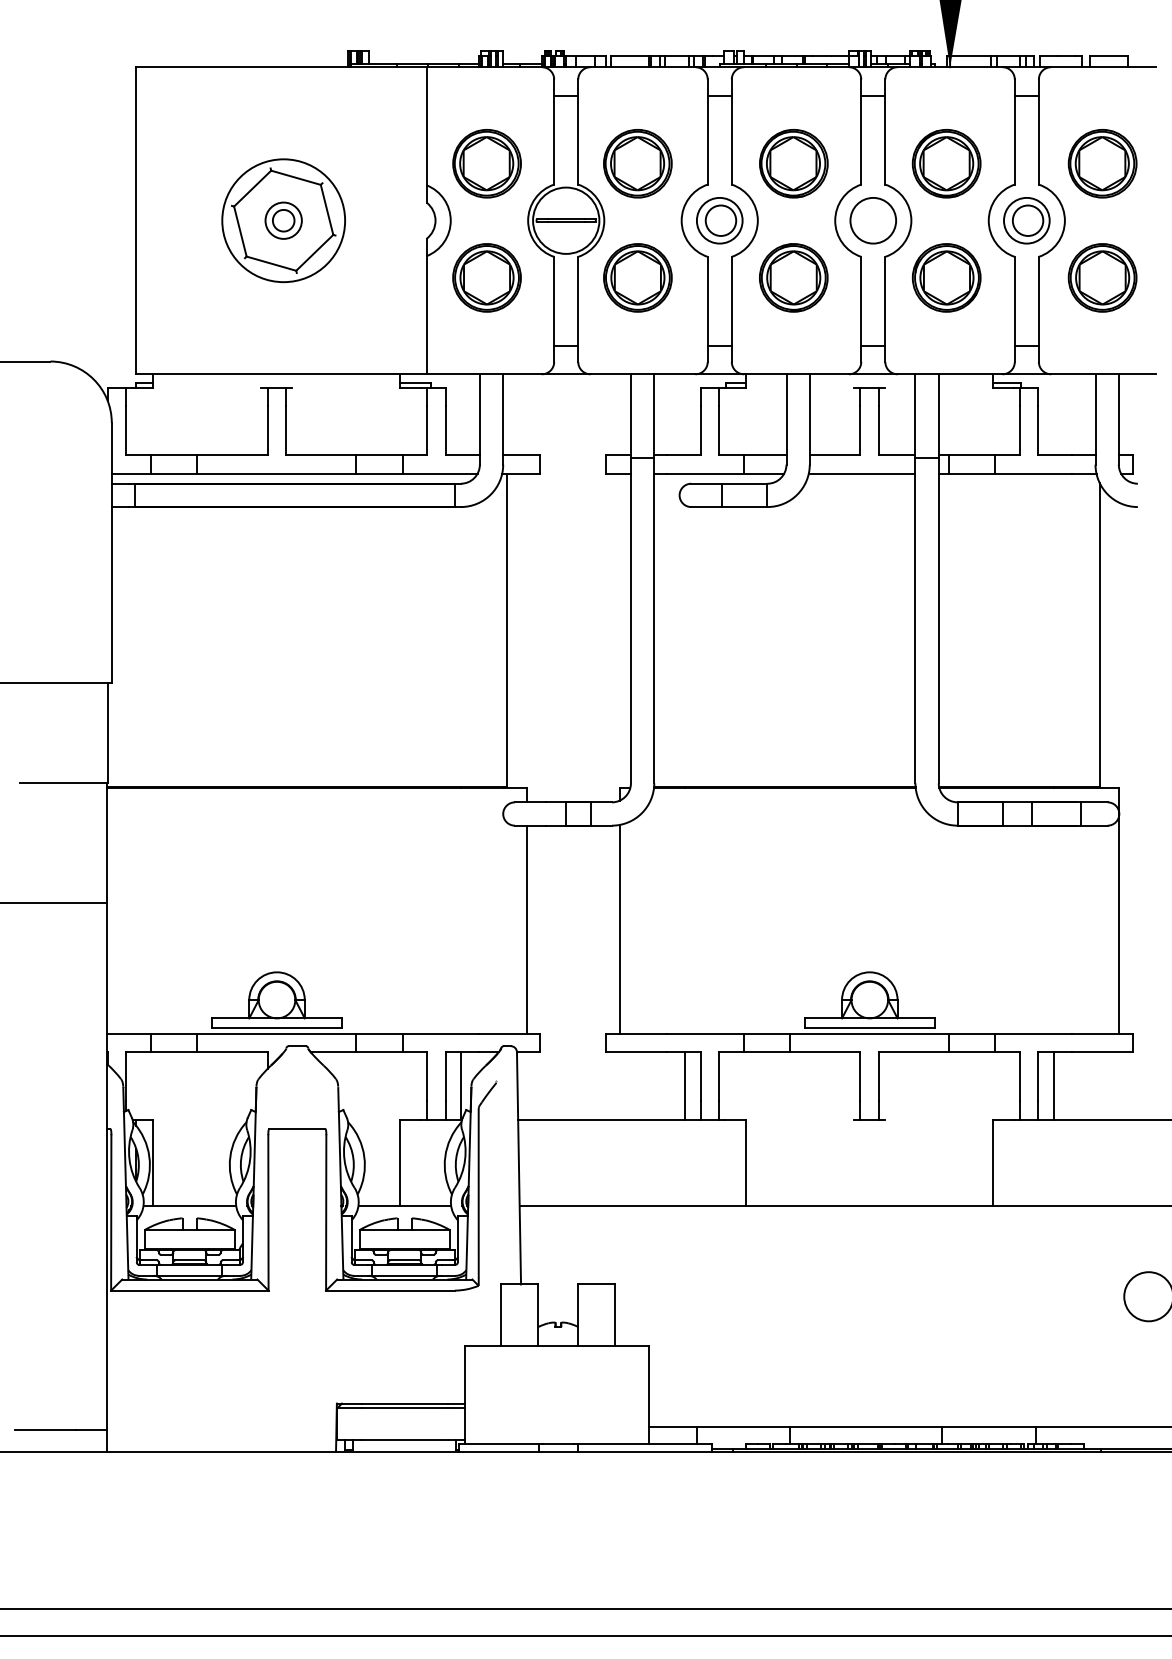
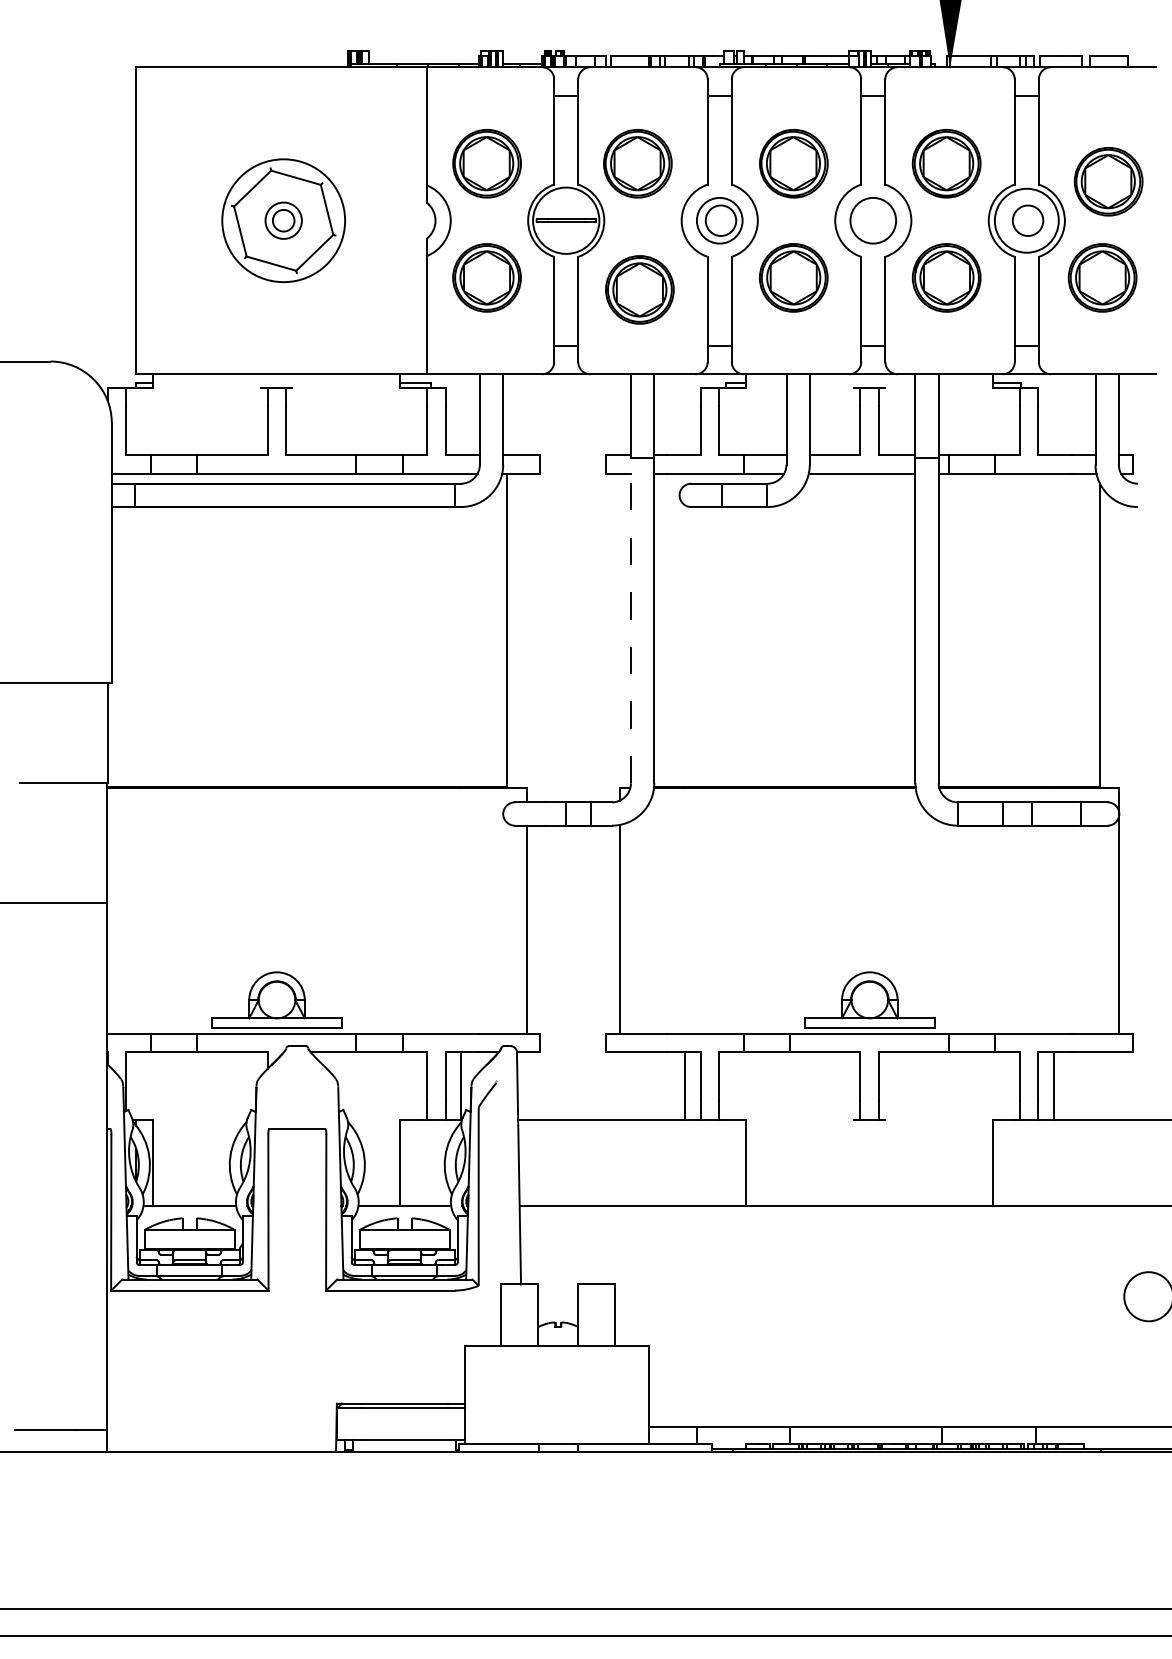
part position: (1102, 163) -> (1108, 181) (1108, 181)
circle diameter: 46 px -> 64 px (1026, 220)
part position: (637, 277) -> (639, 289) (639, 289)
line: solid -> dashed (631, 620)
